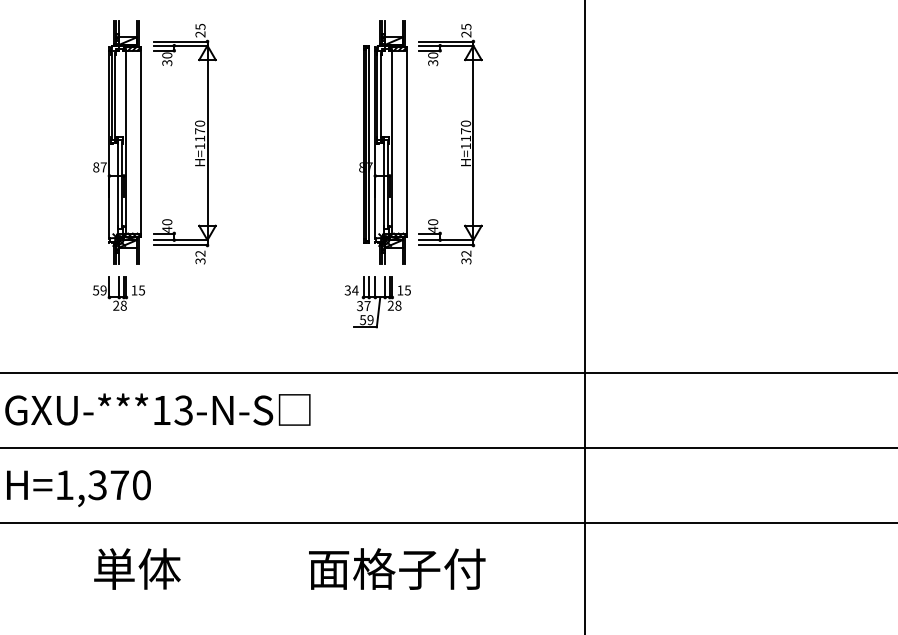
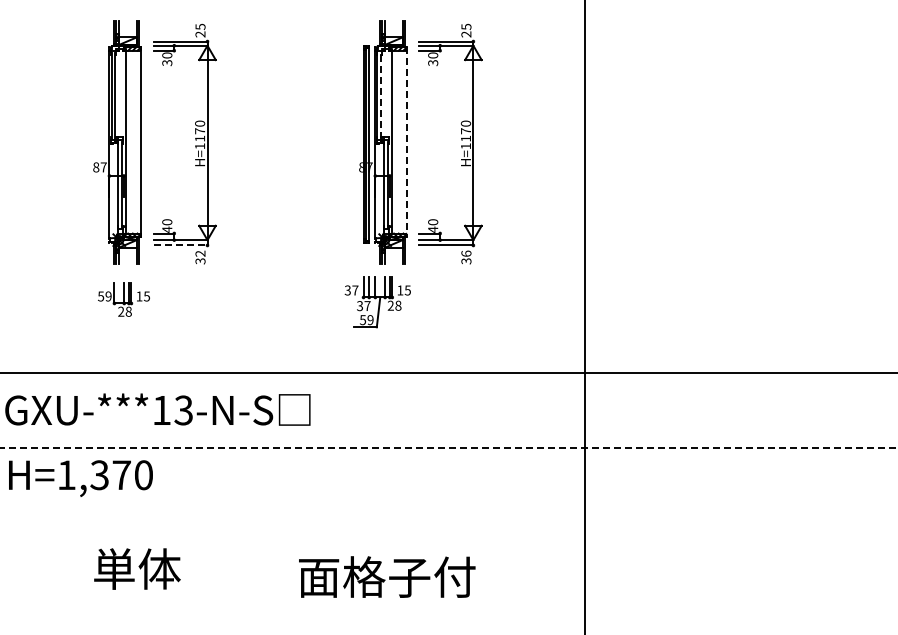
line: solid -> dashed (381, 95)
line: solid -> dashed (406, 142)
line: solid -> dashed (181, 245)
text: 32 -> 36 (466, 253)
text: 34 -> 37 (355, 290)
part position: (118, 293) -> (123, 299) (123, 299)
line: solid -> dashed (449, 447)
text position: (78, 488) -> (80, 478) (80, 478)
line: present -> none (448, 522)
text position: (397, 568) -> (387, 576) (387, 576)
